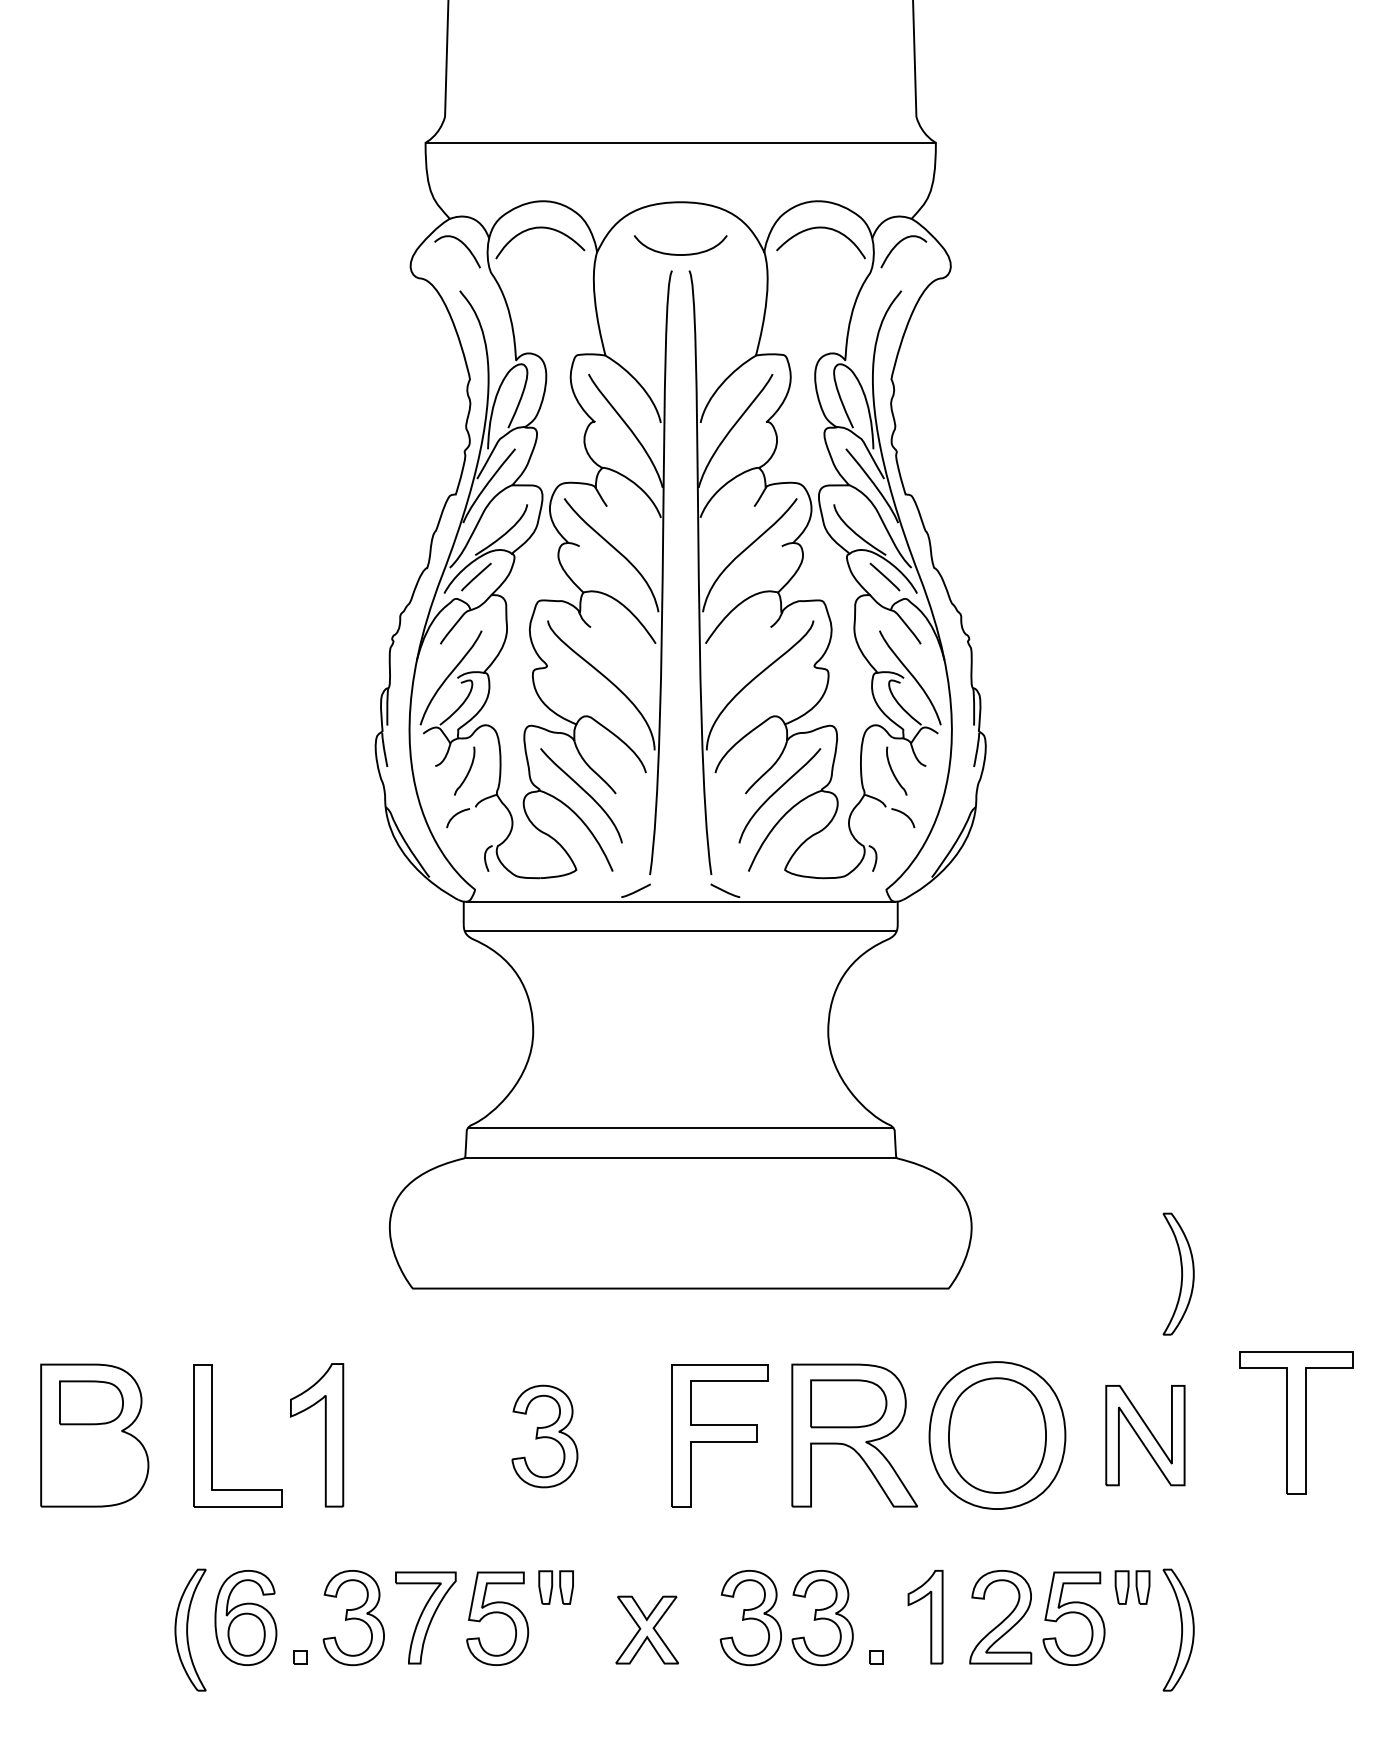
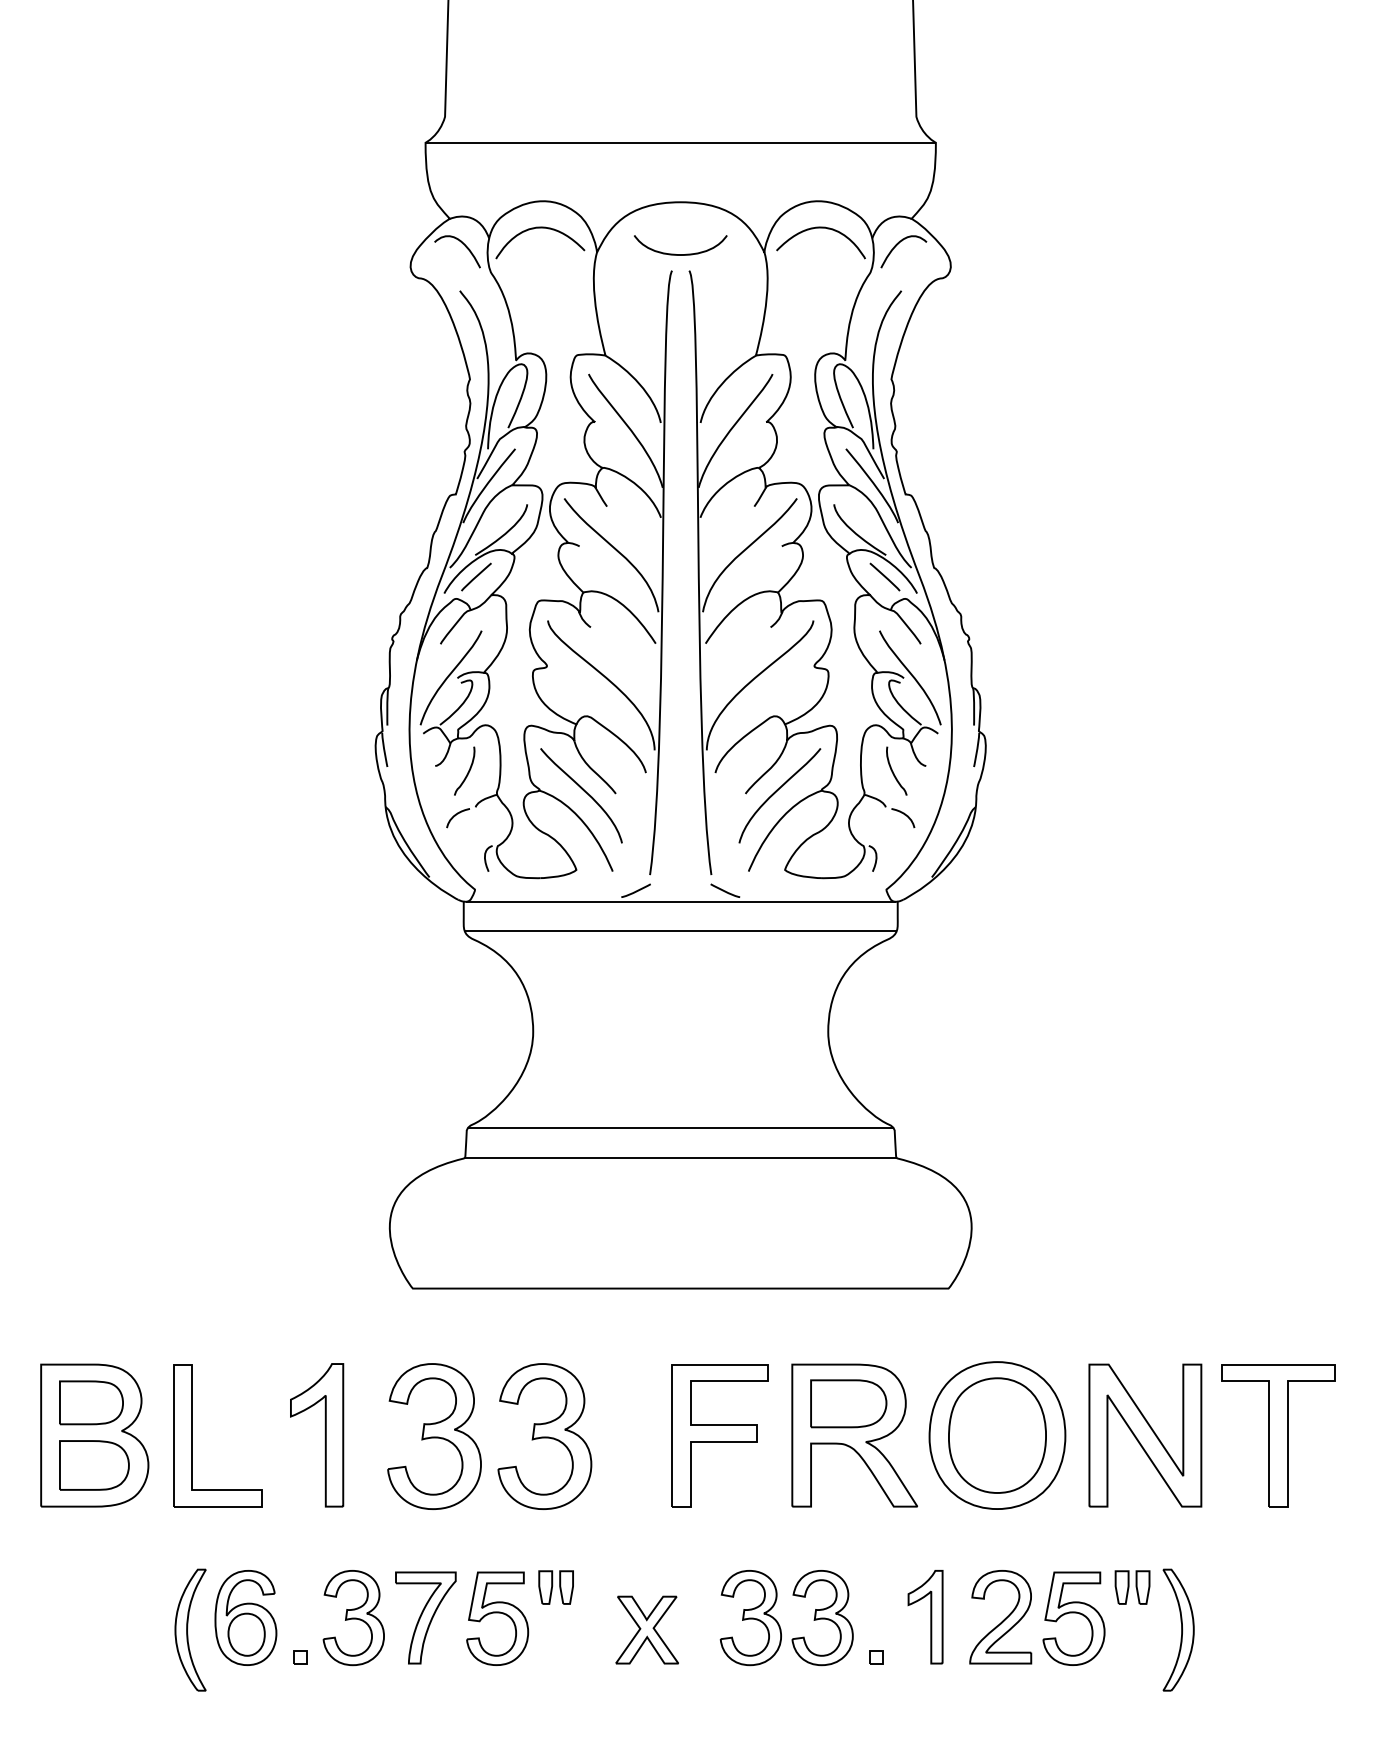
part: present -> none (1178, 1273)
part position: (1296, 1422) -> (1278, 1435) (1278, 1435)
part position: (212, 1435) -> (192, 1435) (192, 1435)
part size: 81x102 px -> 115x145 px (1145, 1435)
part: none -> present (434, 1436)
part size: 68x105 px -> 96x147 px (544, 1436)
part: none -> present (94, 1465)
